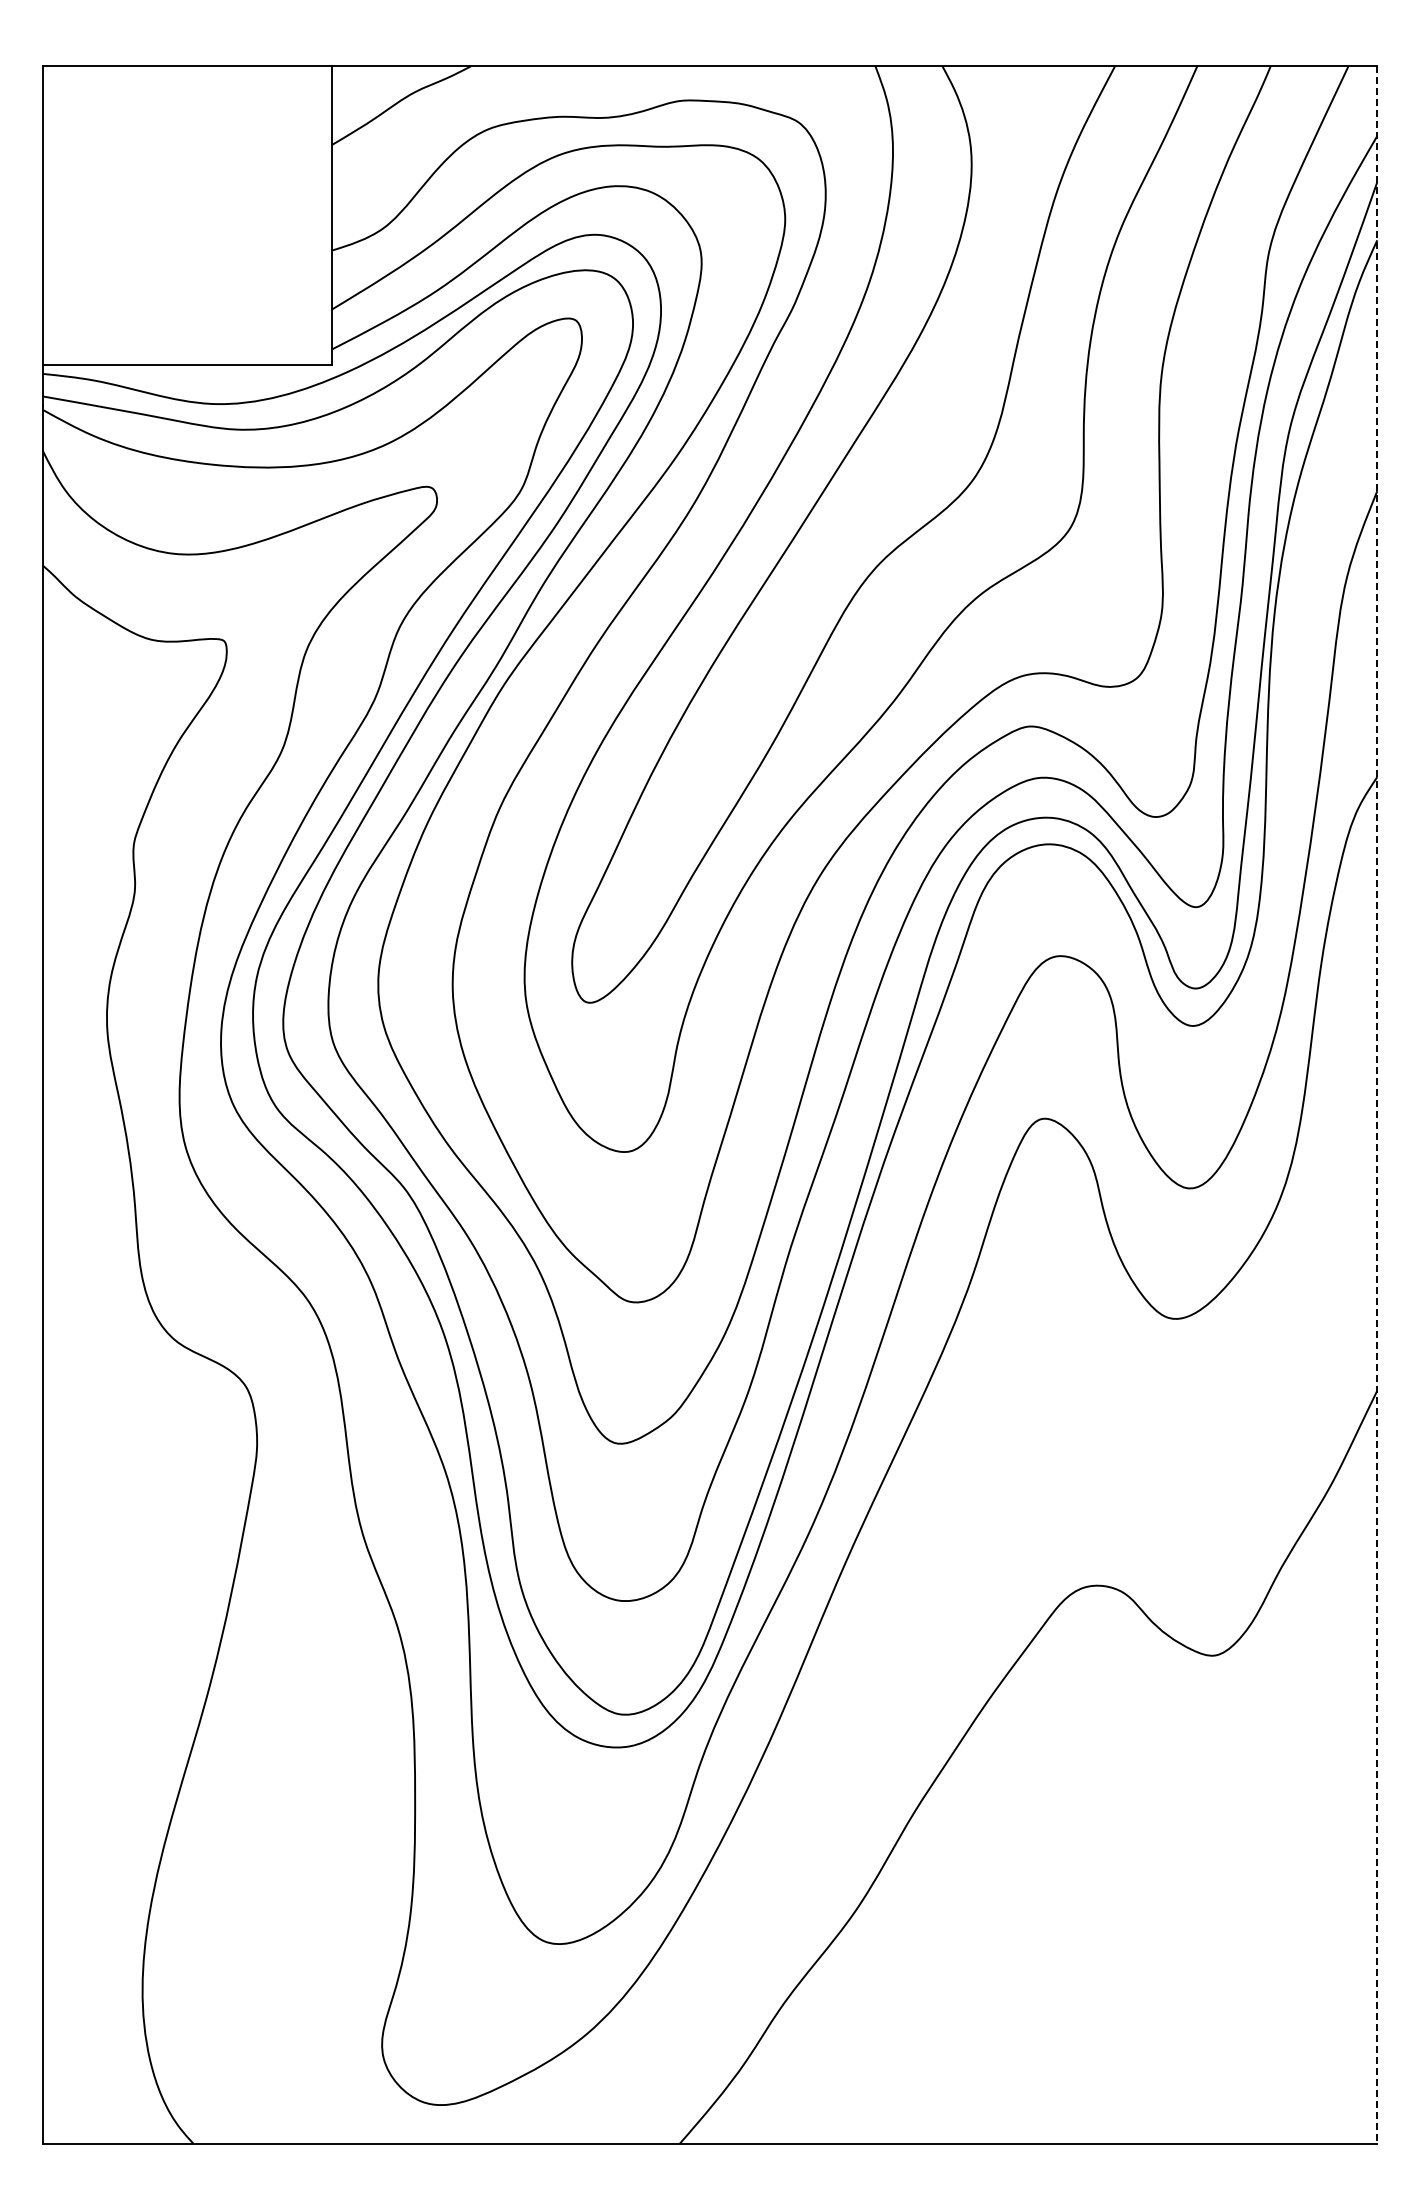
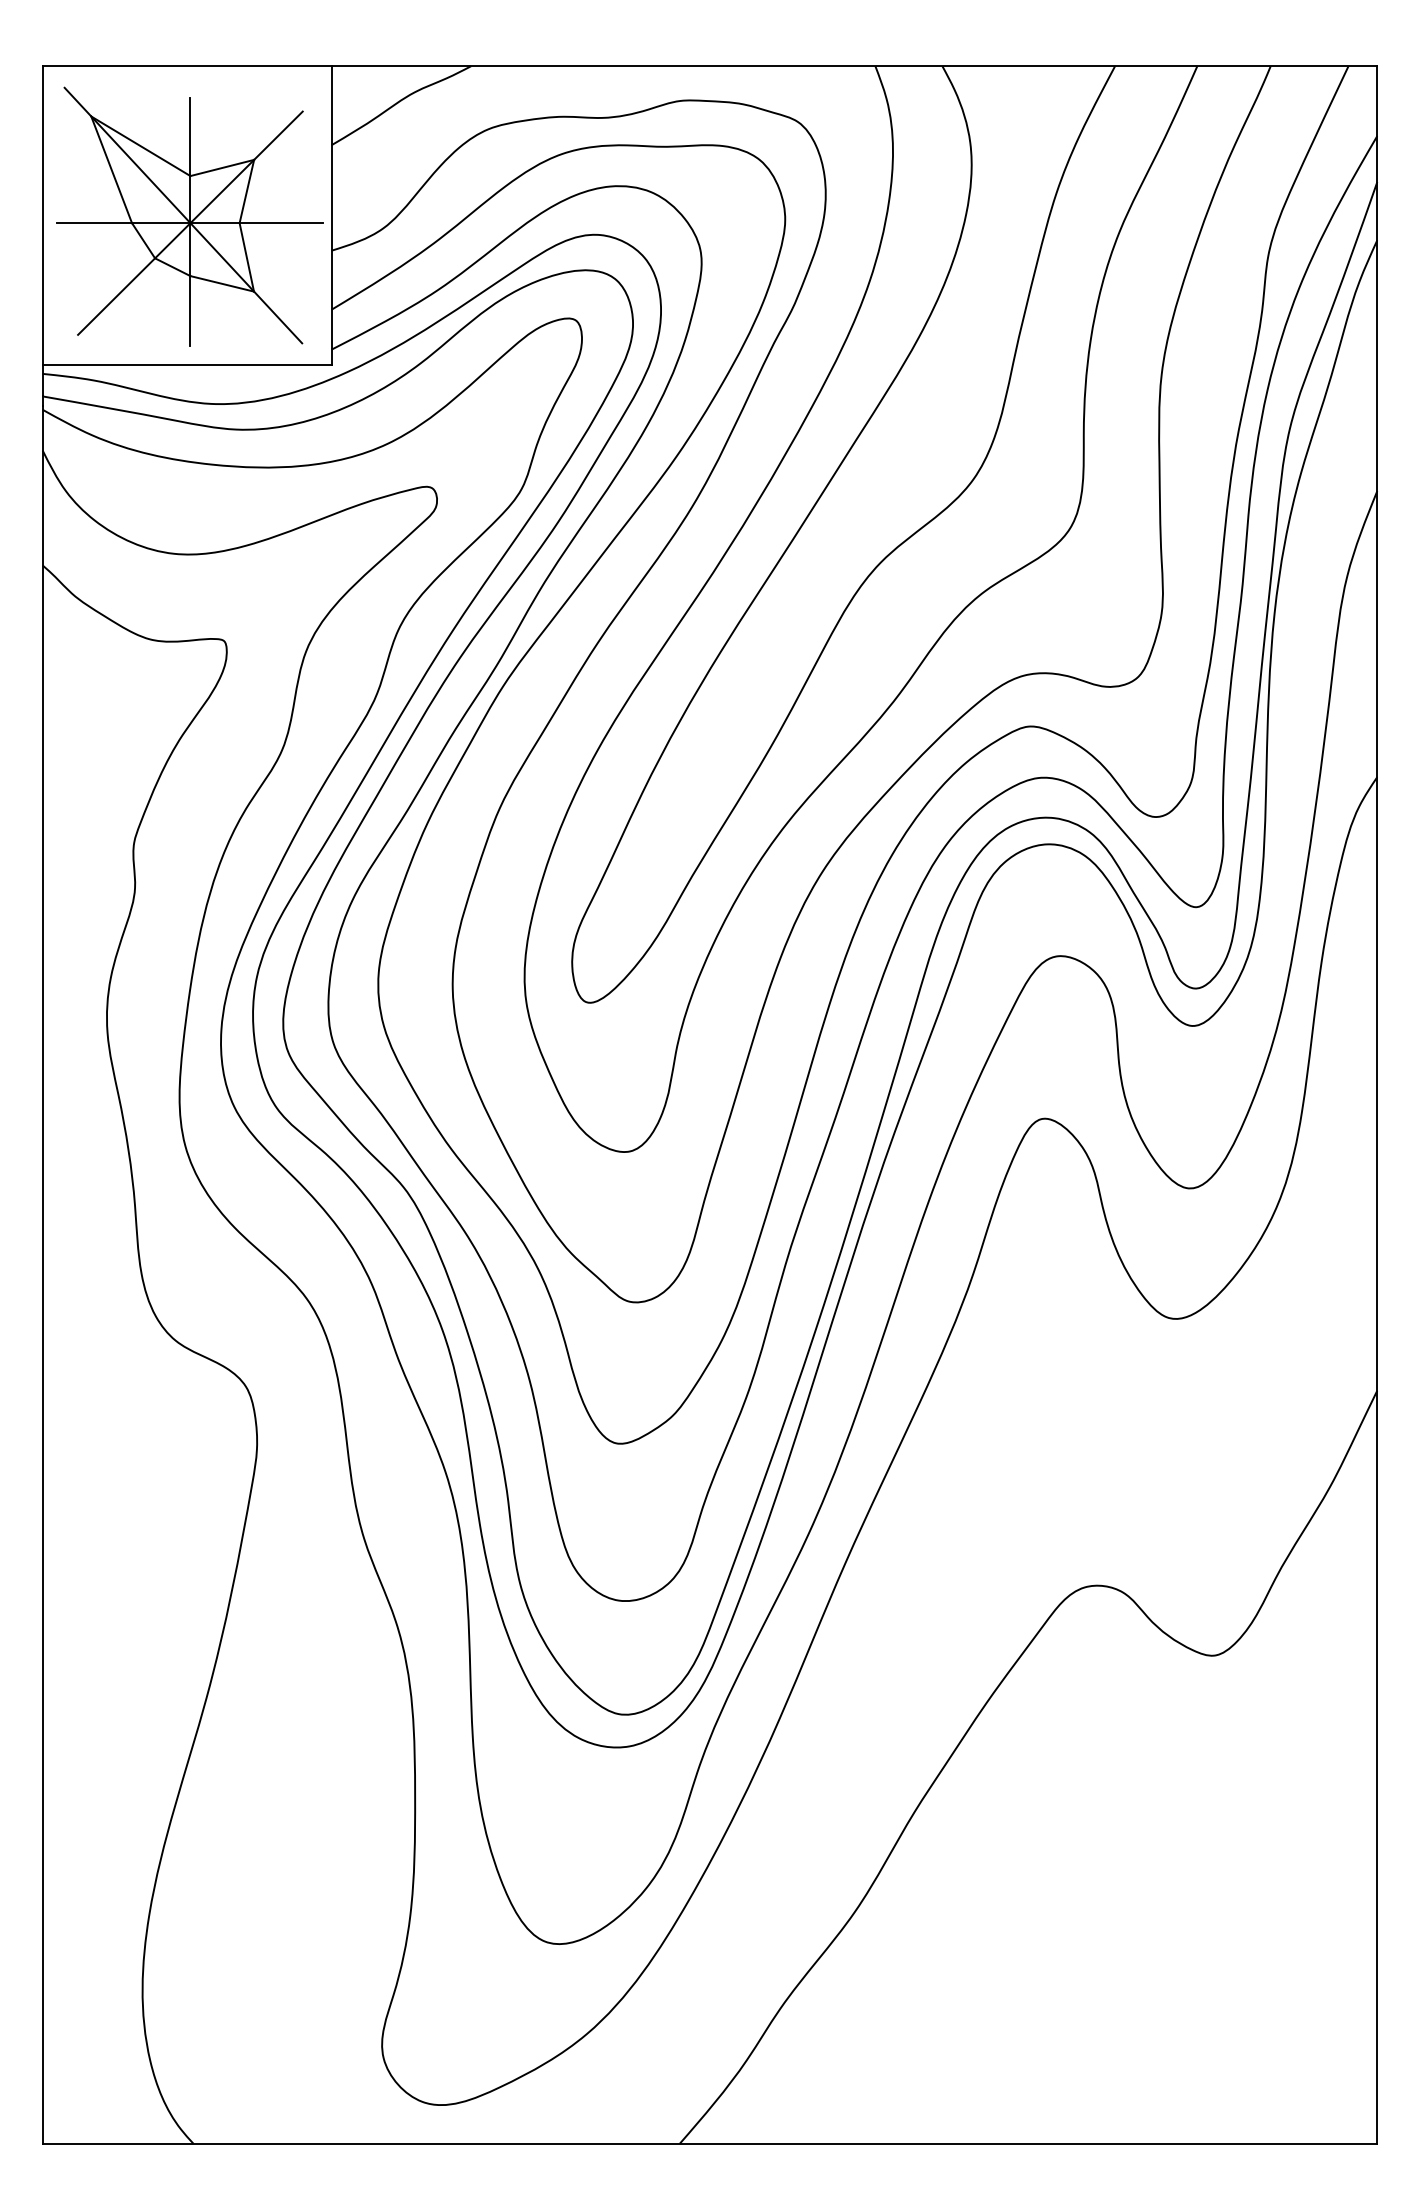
part: none -> present (189, 216)
line: dashed -> solid (1377, 1105)
